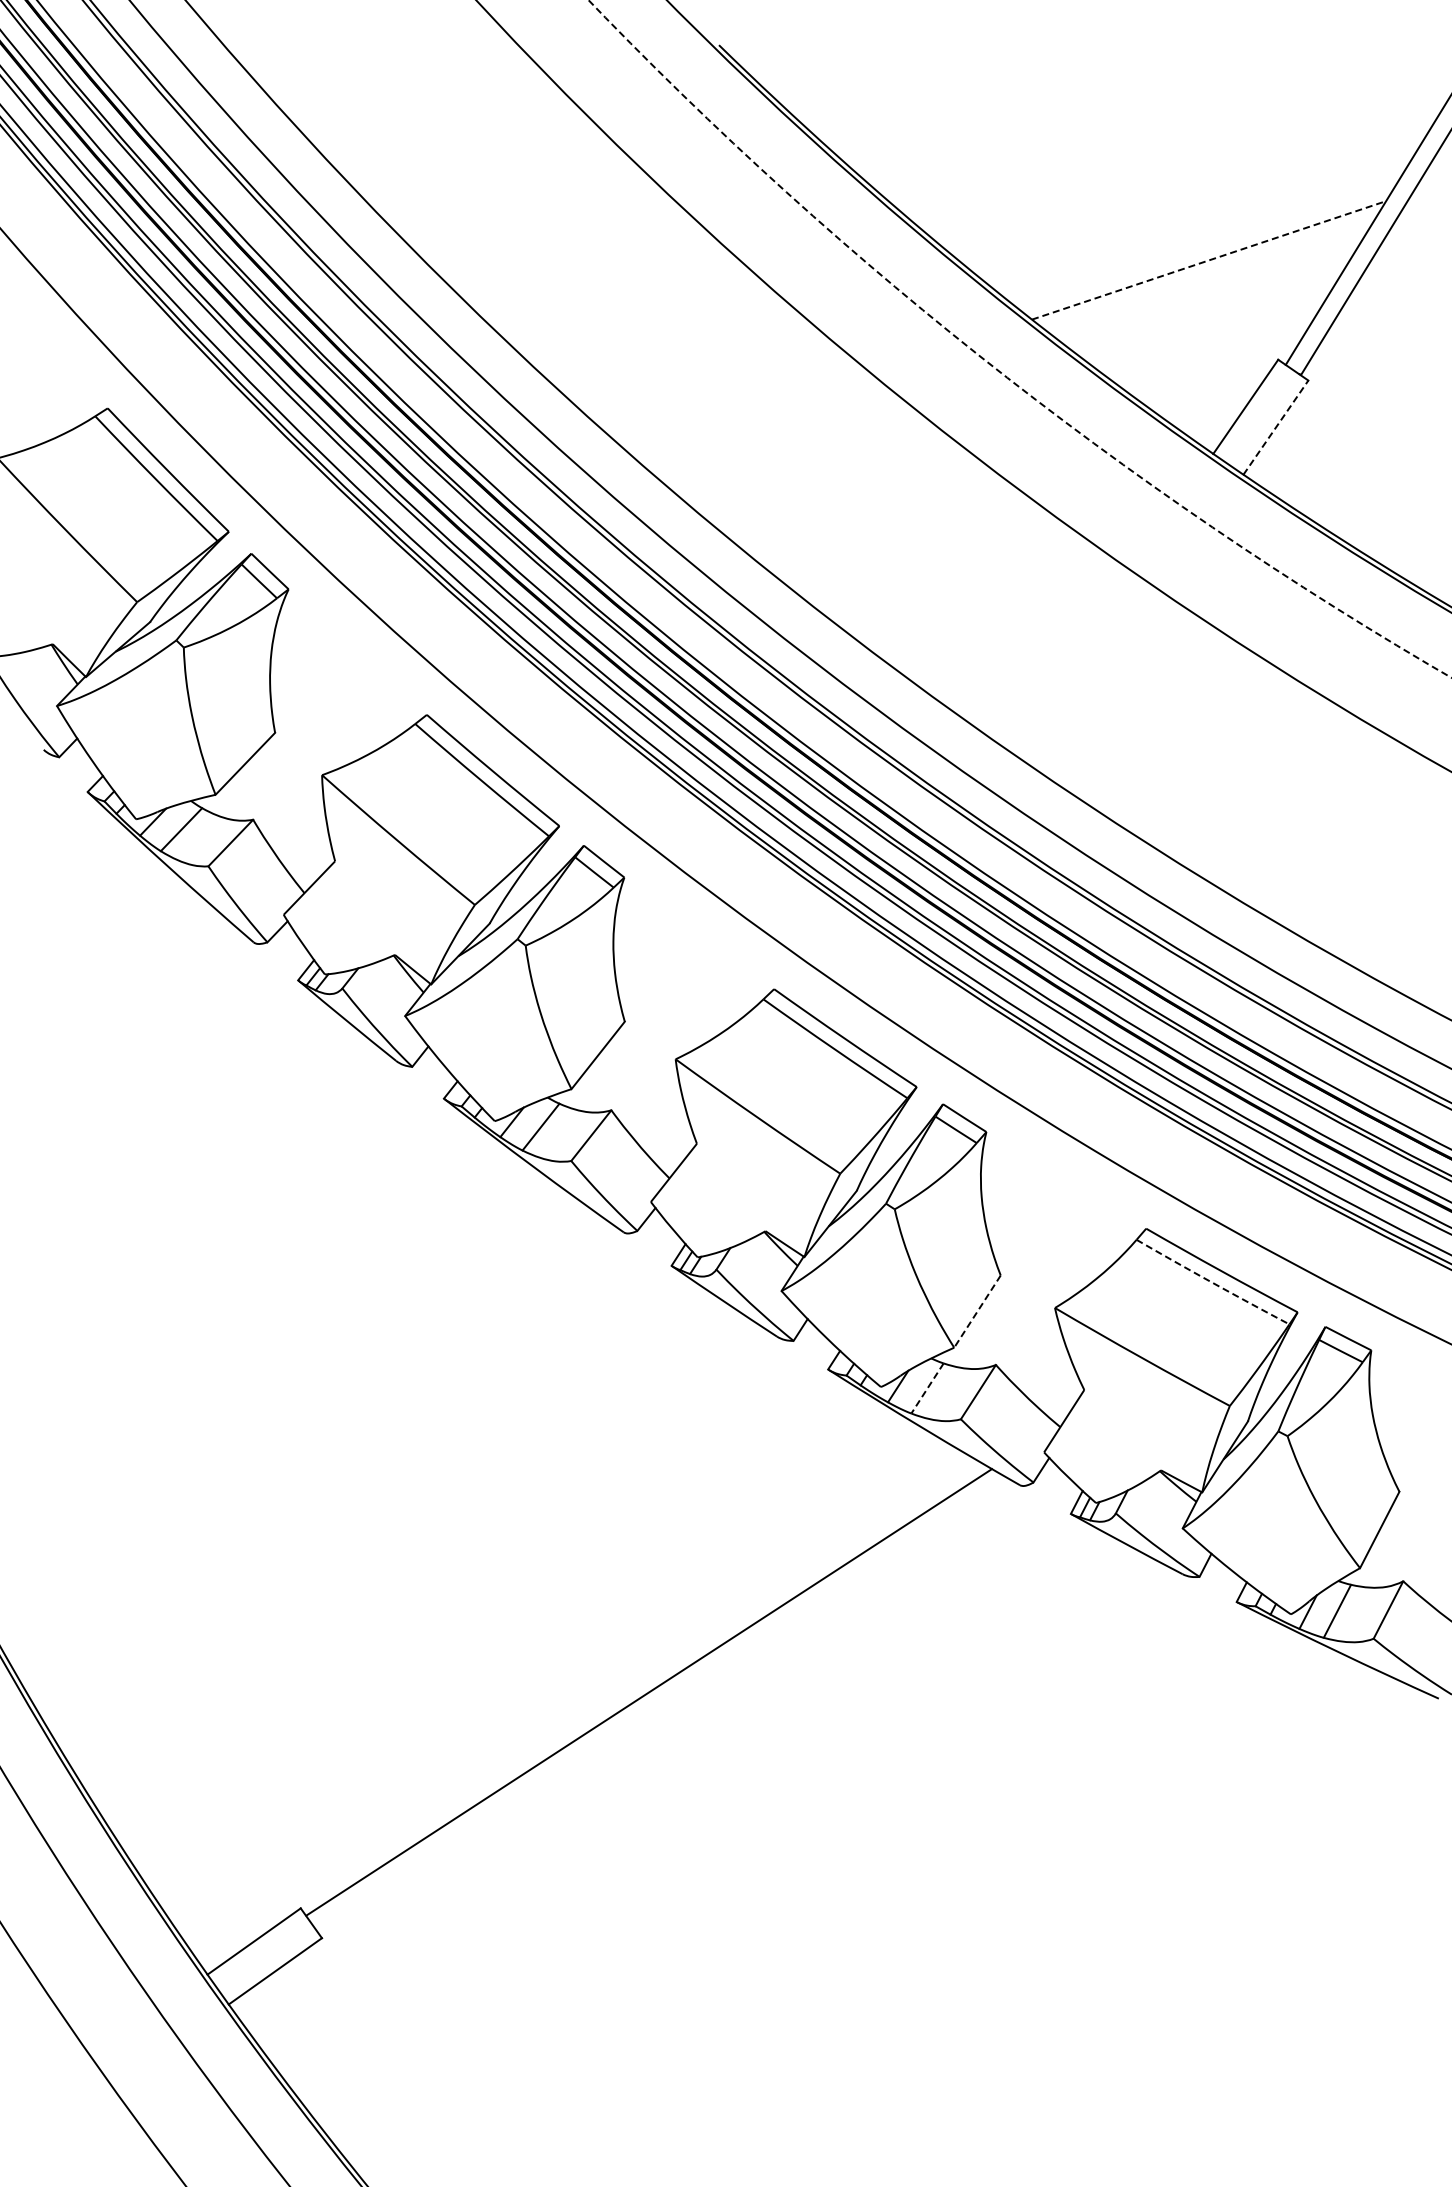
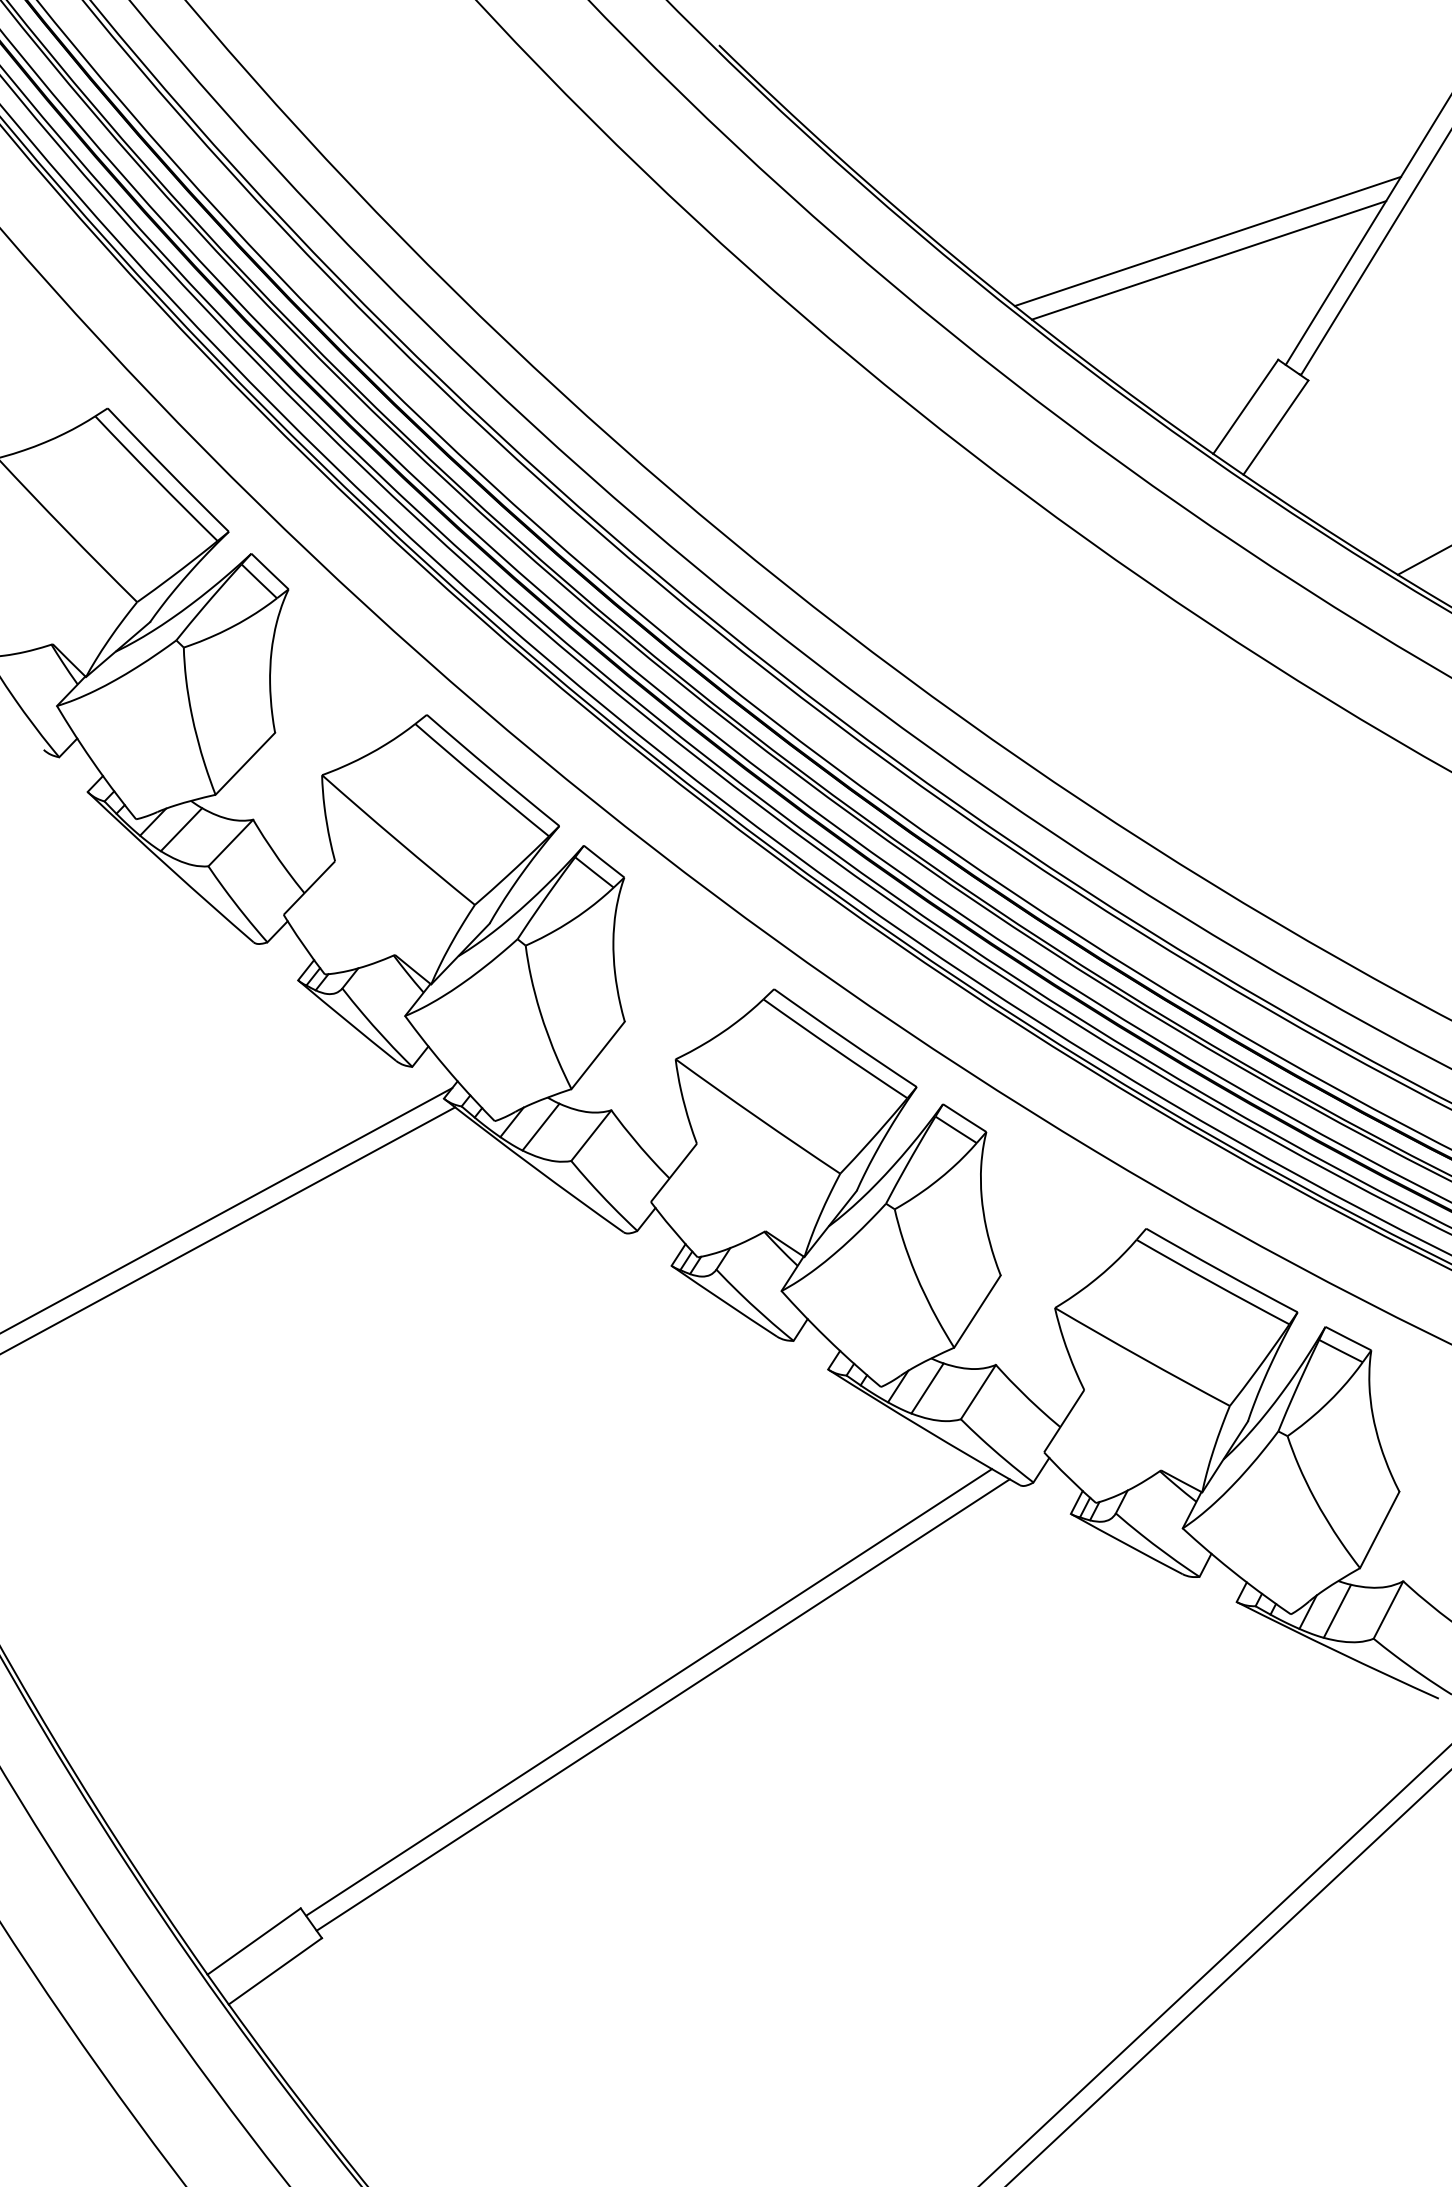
line: none -> present (1207, 241)
line: dashed -> solid (1209, 260)
arc: dashed -> solid (997, 369)
line: dashed -> solid (1276, 427)
line: none -> present (1422, 560)
line: none -> present (227, 1210)
line: none -> present (228, 1230)
arc: dashed -> solid (1212, 1282)
line: dashed -> solid (977, 1311)
line: dashed -> solid (927, 1388)
line: none -> present (662, 1704)
line: none -> present (1214, 1965)
line: none -> present (1228, 1977)
